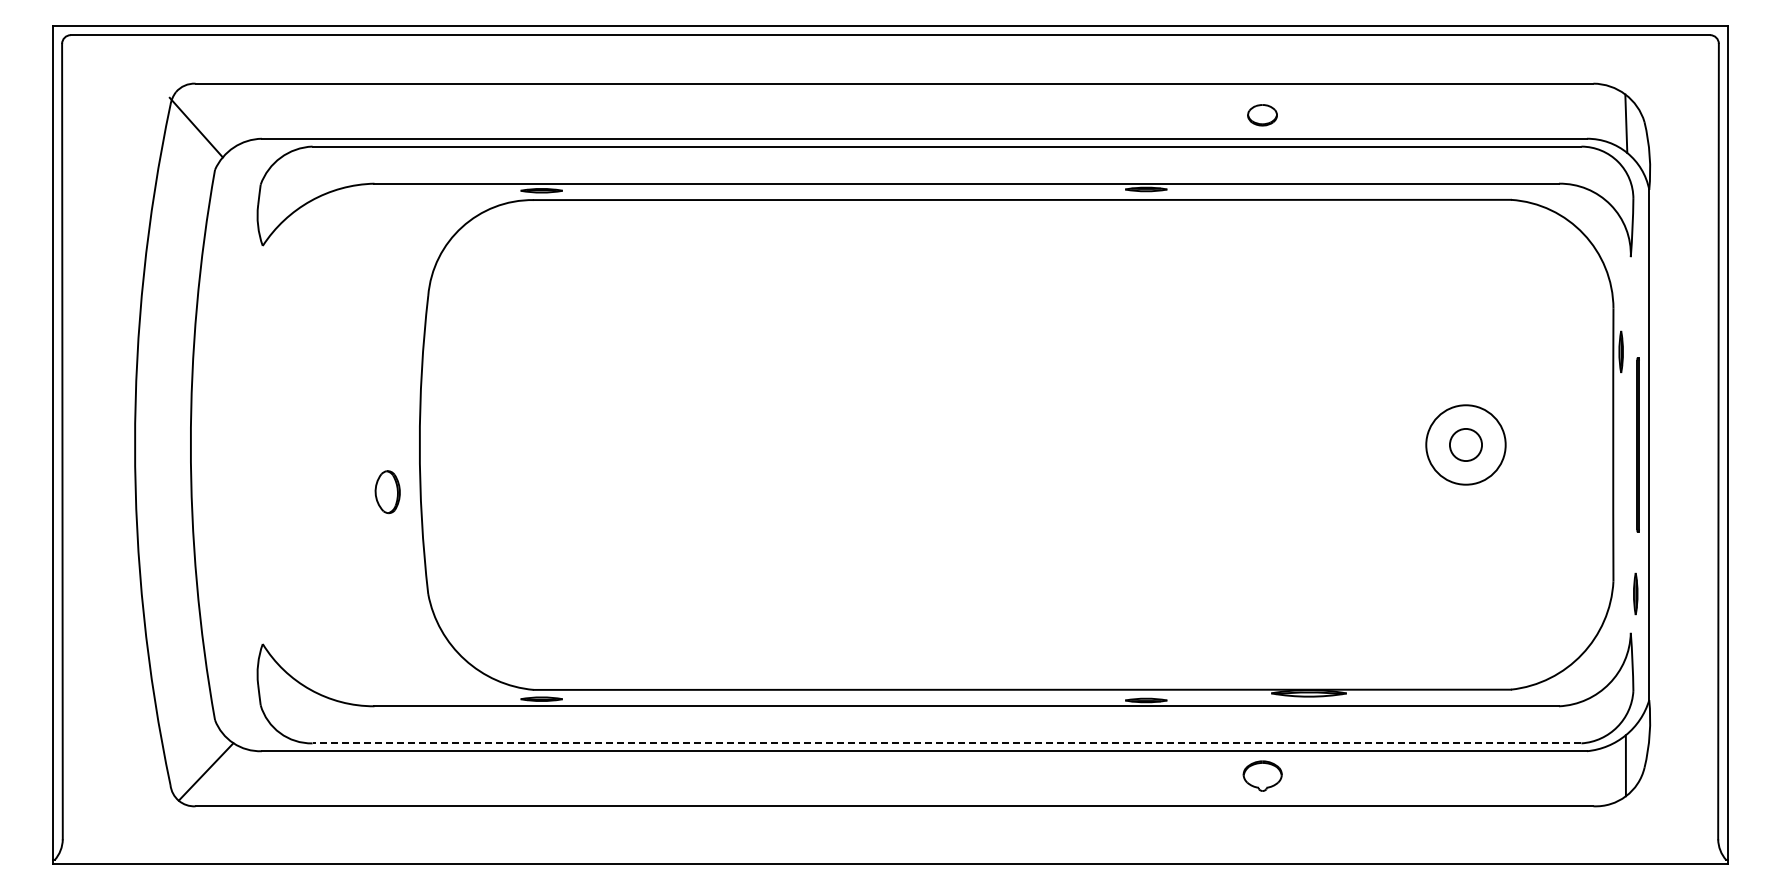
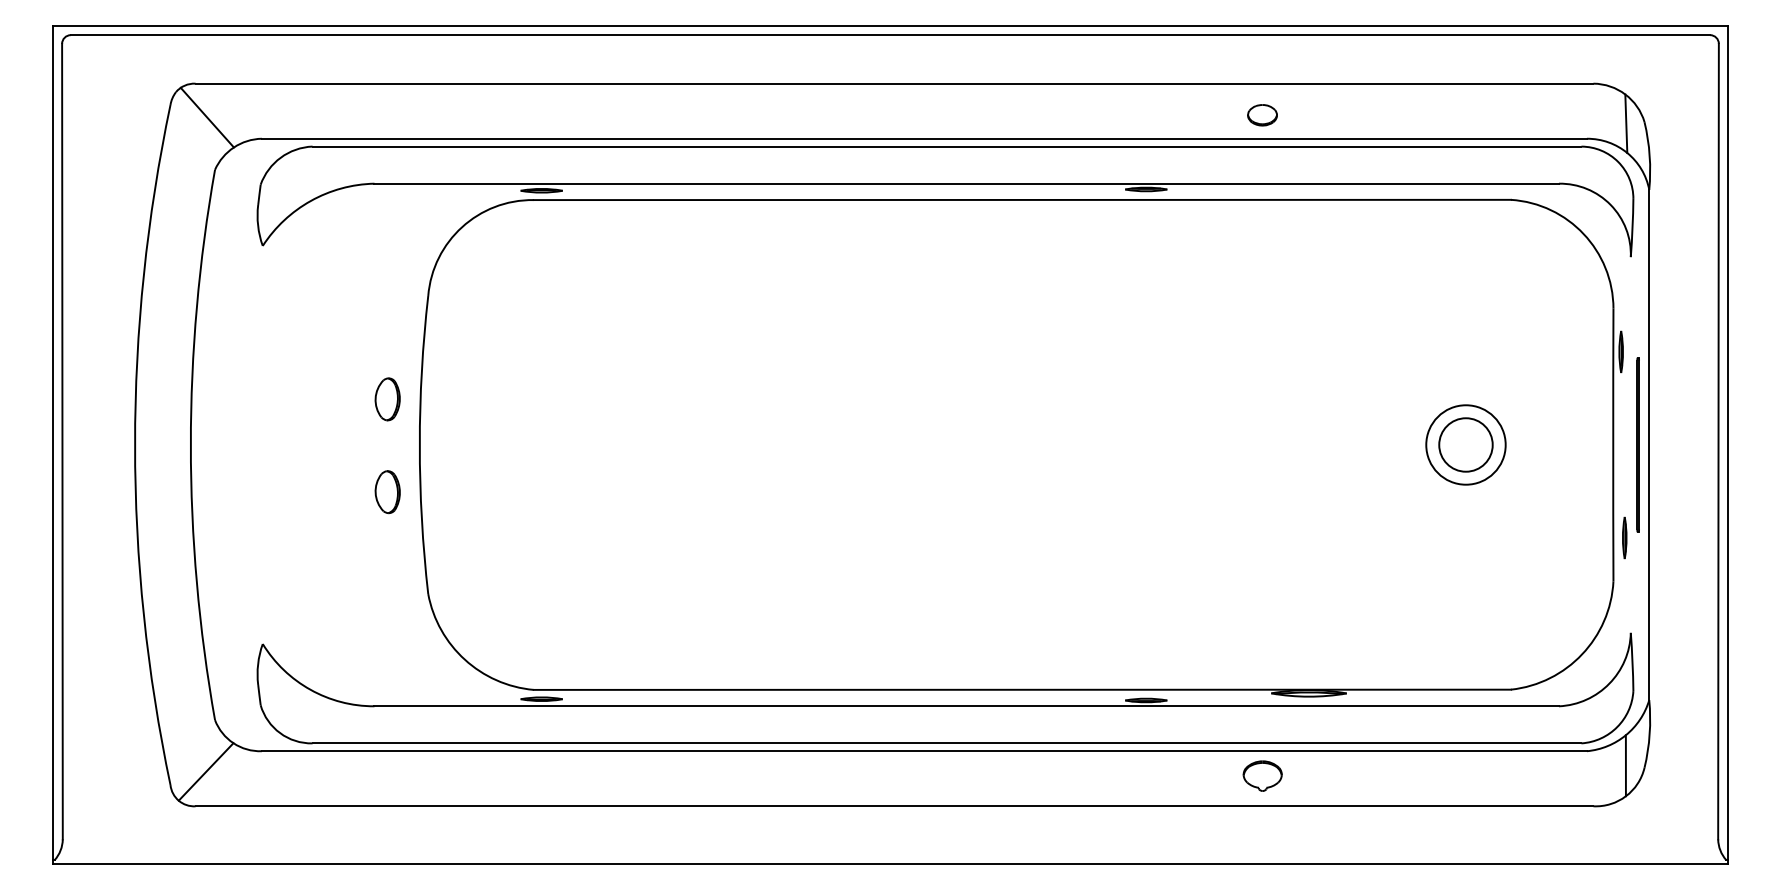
line position: (195, 127) -> (206, 117) (206, 117)
part: none -> present (387, 399)
circle diameter: 32 px -> 53 px (1465, 444)
part position: (1635, 593) -> (1624, 537) (1624, 537)
line: dashed -> solid (946, 743)
